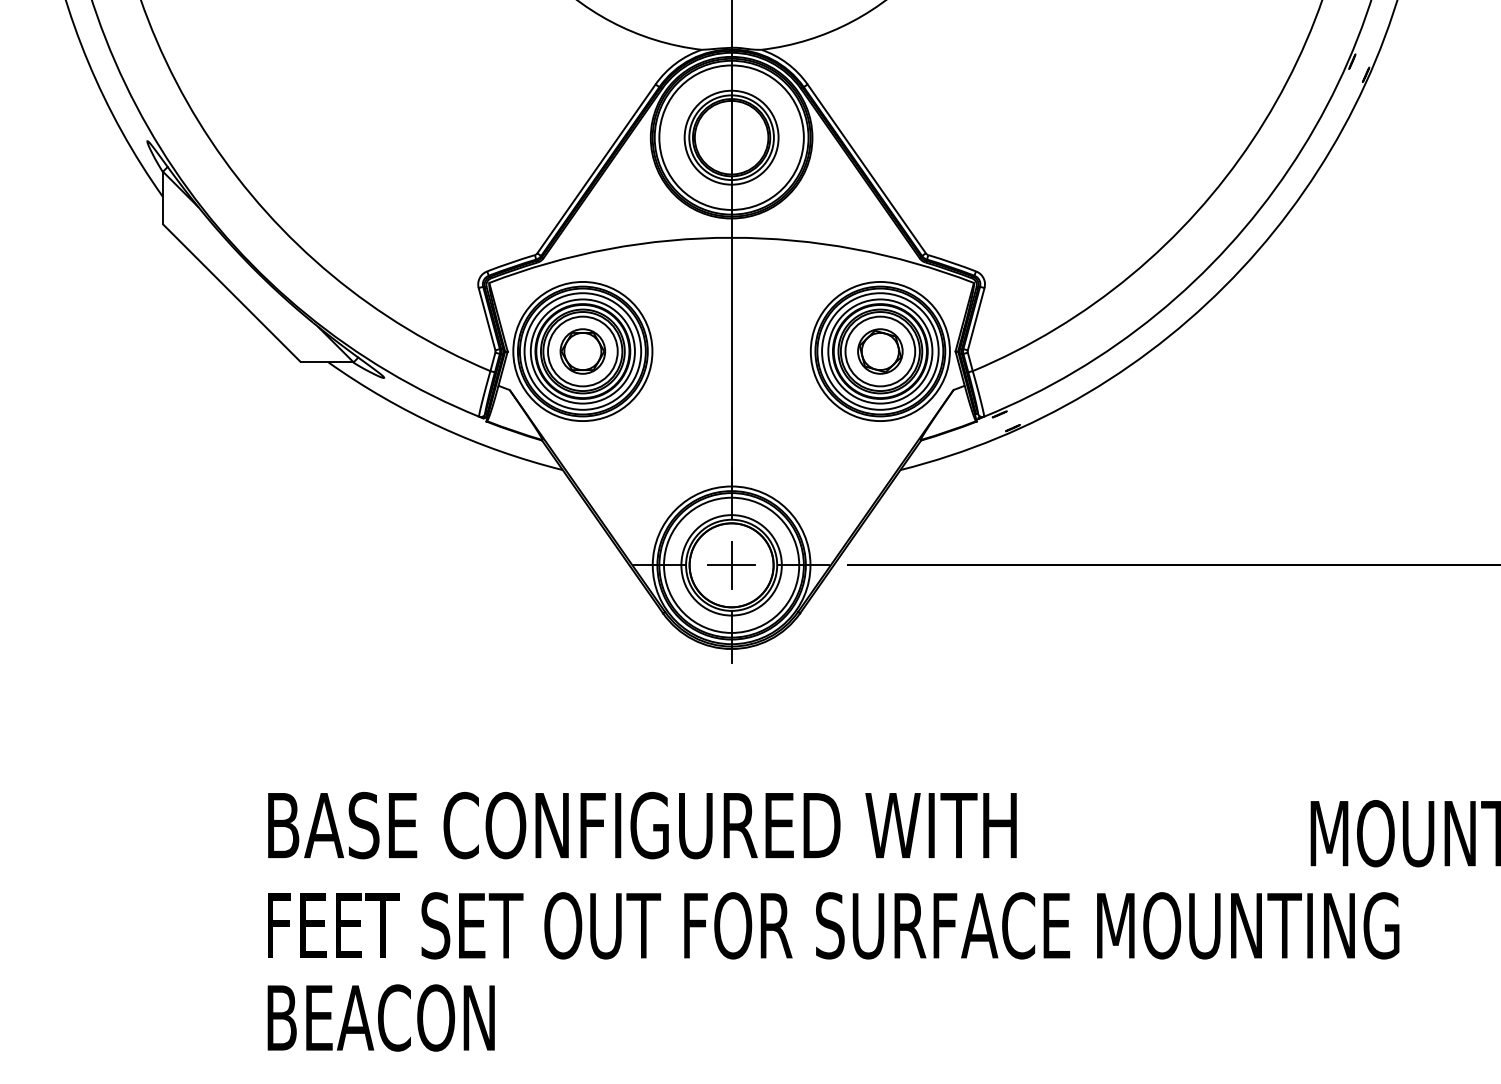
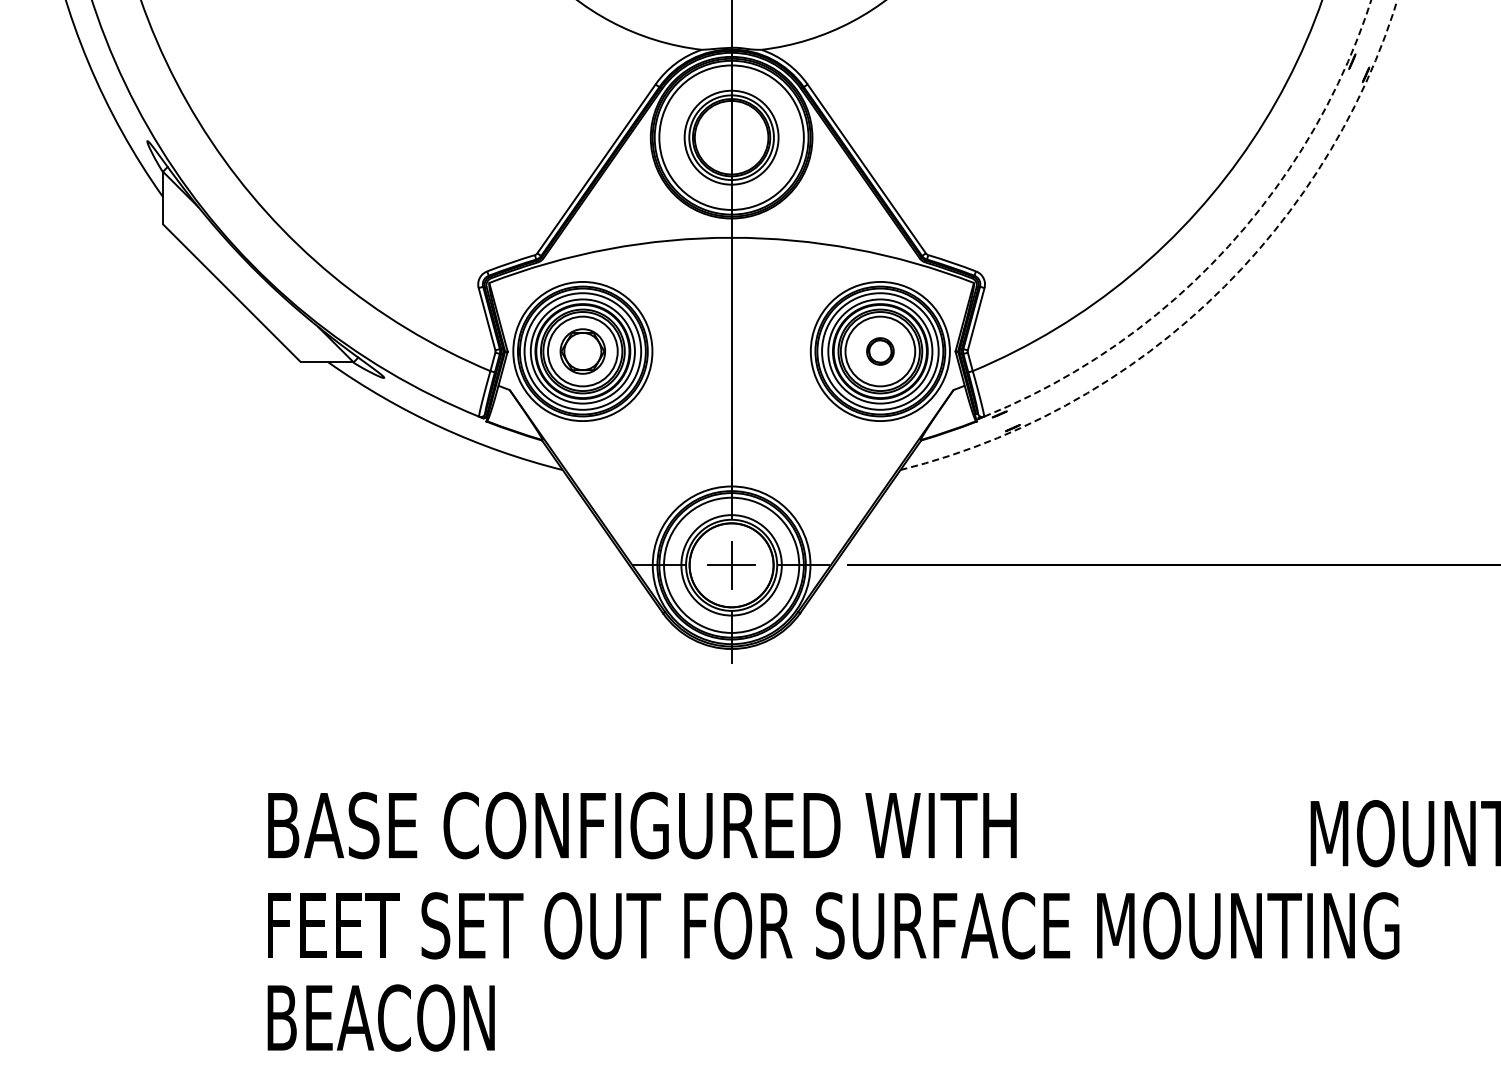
arc: solid -> dashed (1224, 250)
arc: solid -> dashed (1210, 300)
part size: 47x47 px -> 29x29 px (880, 351)
